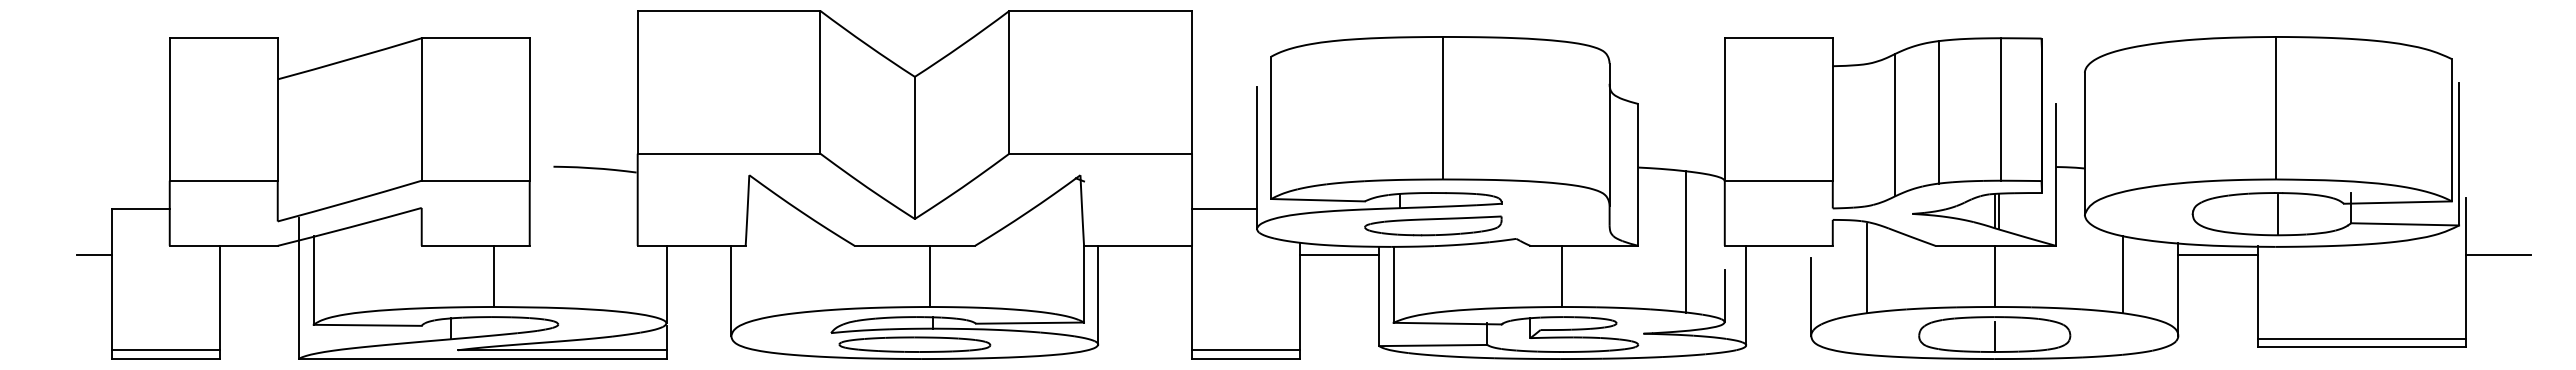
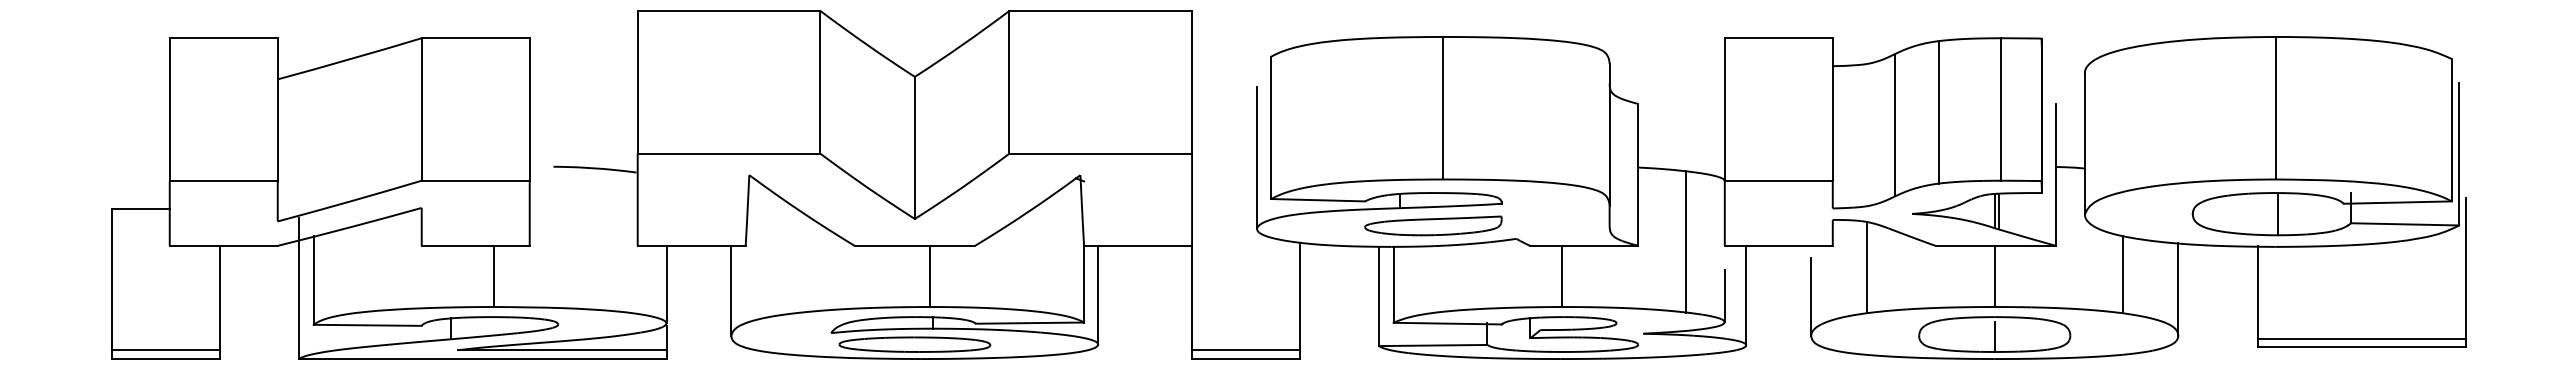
line: present -> none (1224, 209)
line: present -> none (94, 255)
line: present -> none (1339, 255)
line: present -> none (2217, 255)
line: present -> none (2498, 255)
